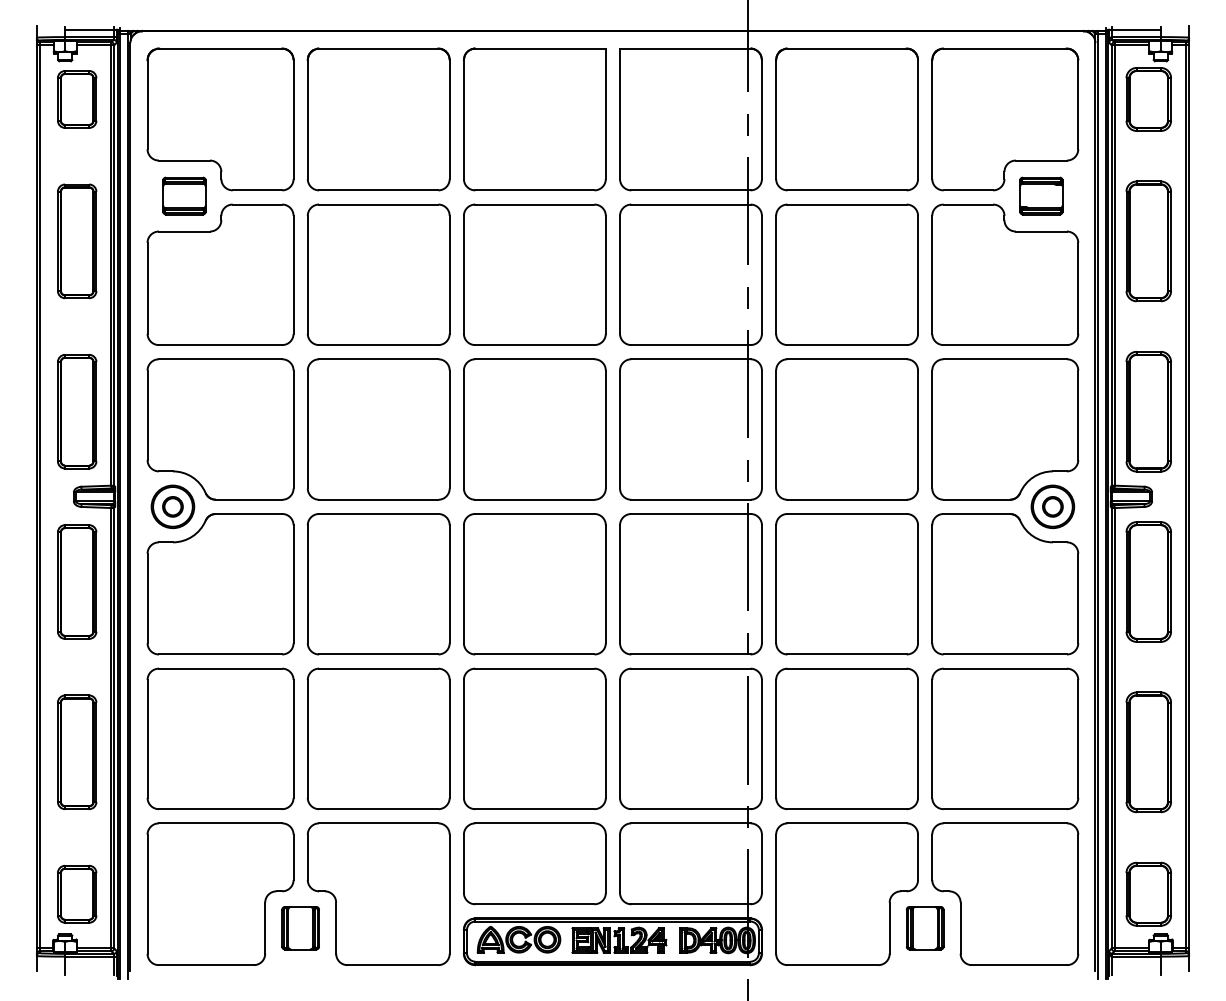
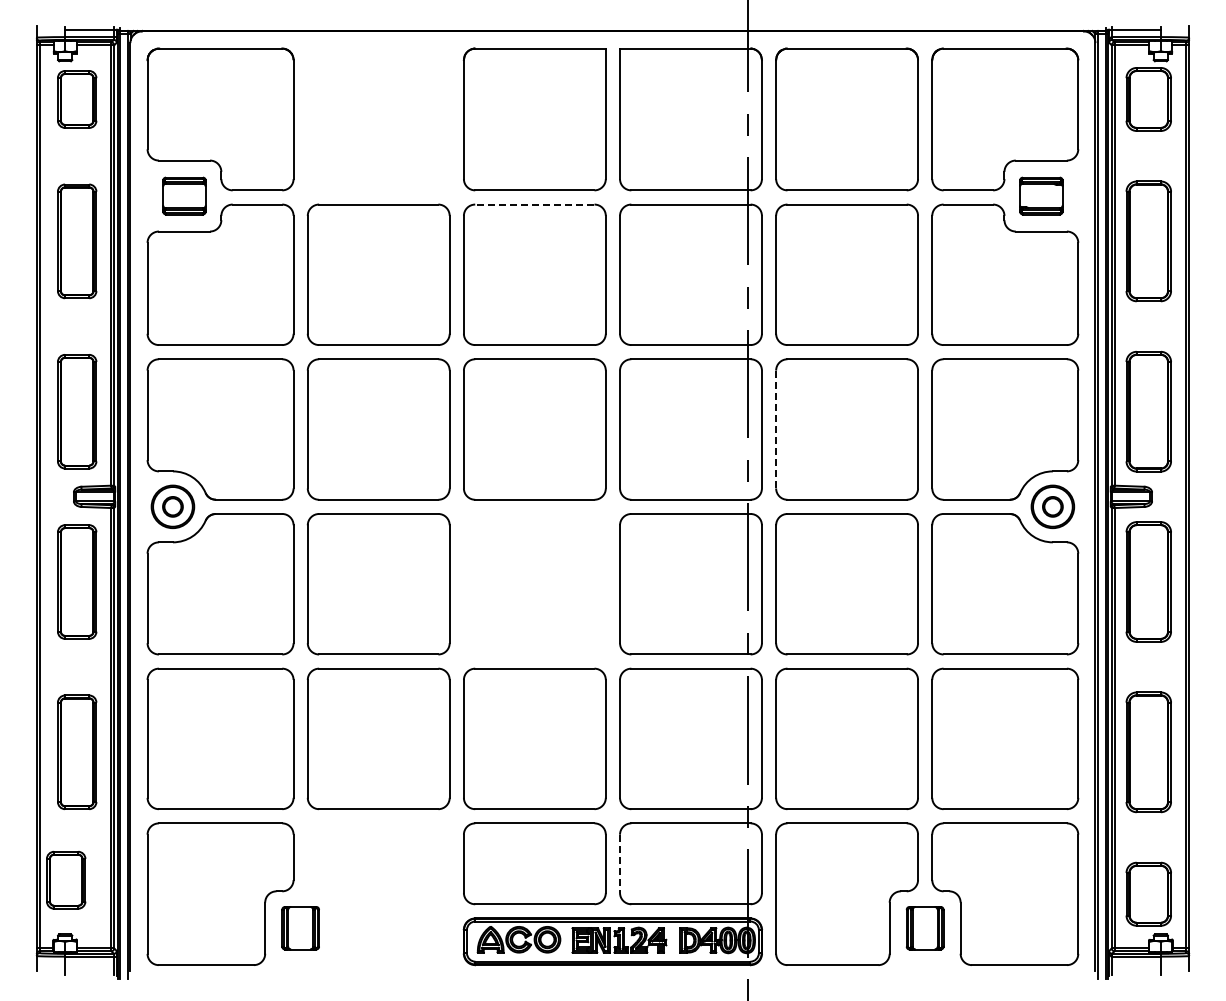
part: present -> none (378, 119)
line: solid -> dashed (534, 204)
line: solid -> dashed (776, 429)
part: present -> none (534, 584)
line: solid -> dashed (620, 864)
part position: (77, 893) -> (66, 879) (66, 879)
part: present -> none (378, 893)
